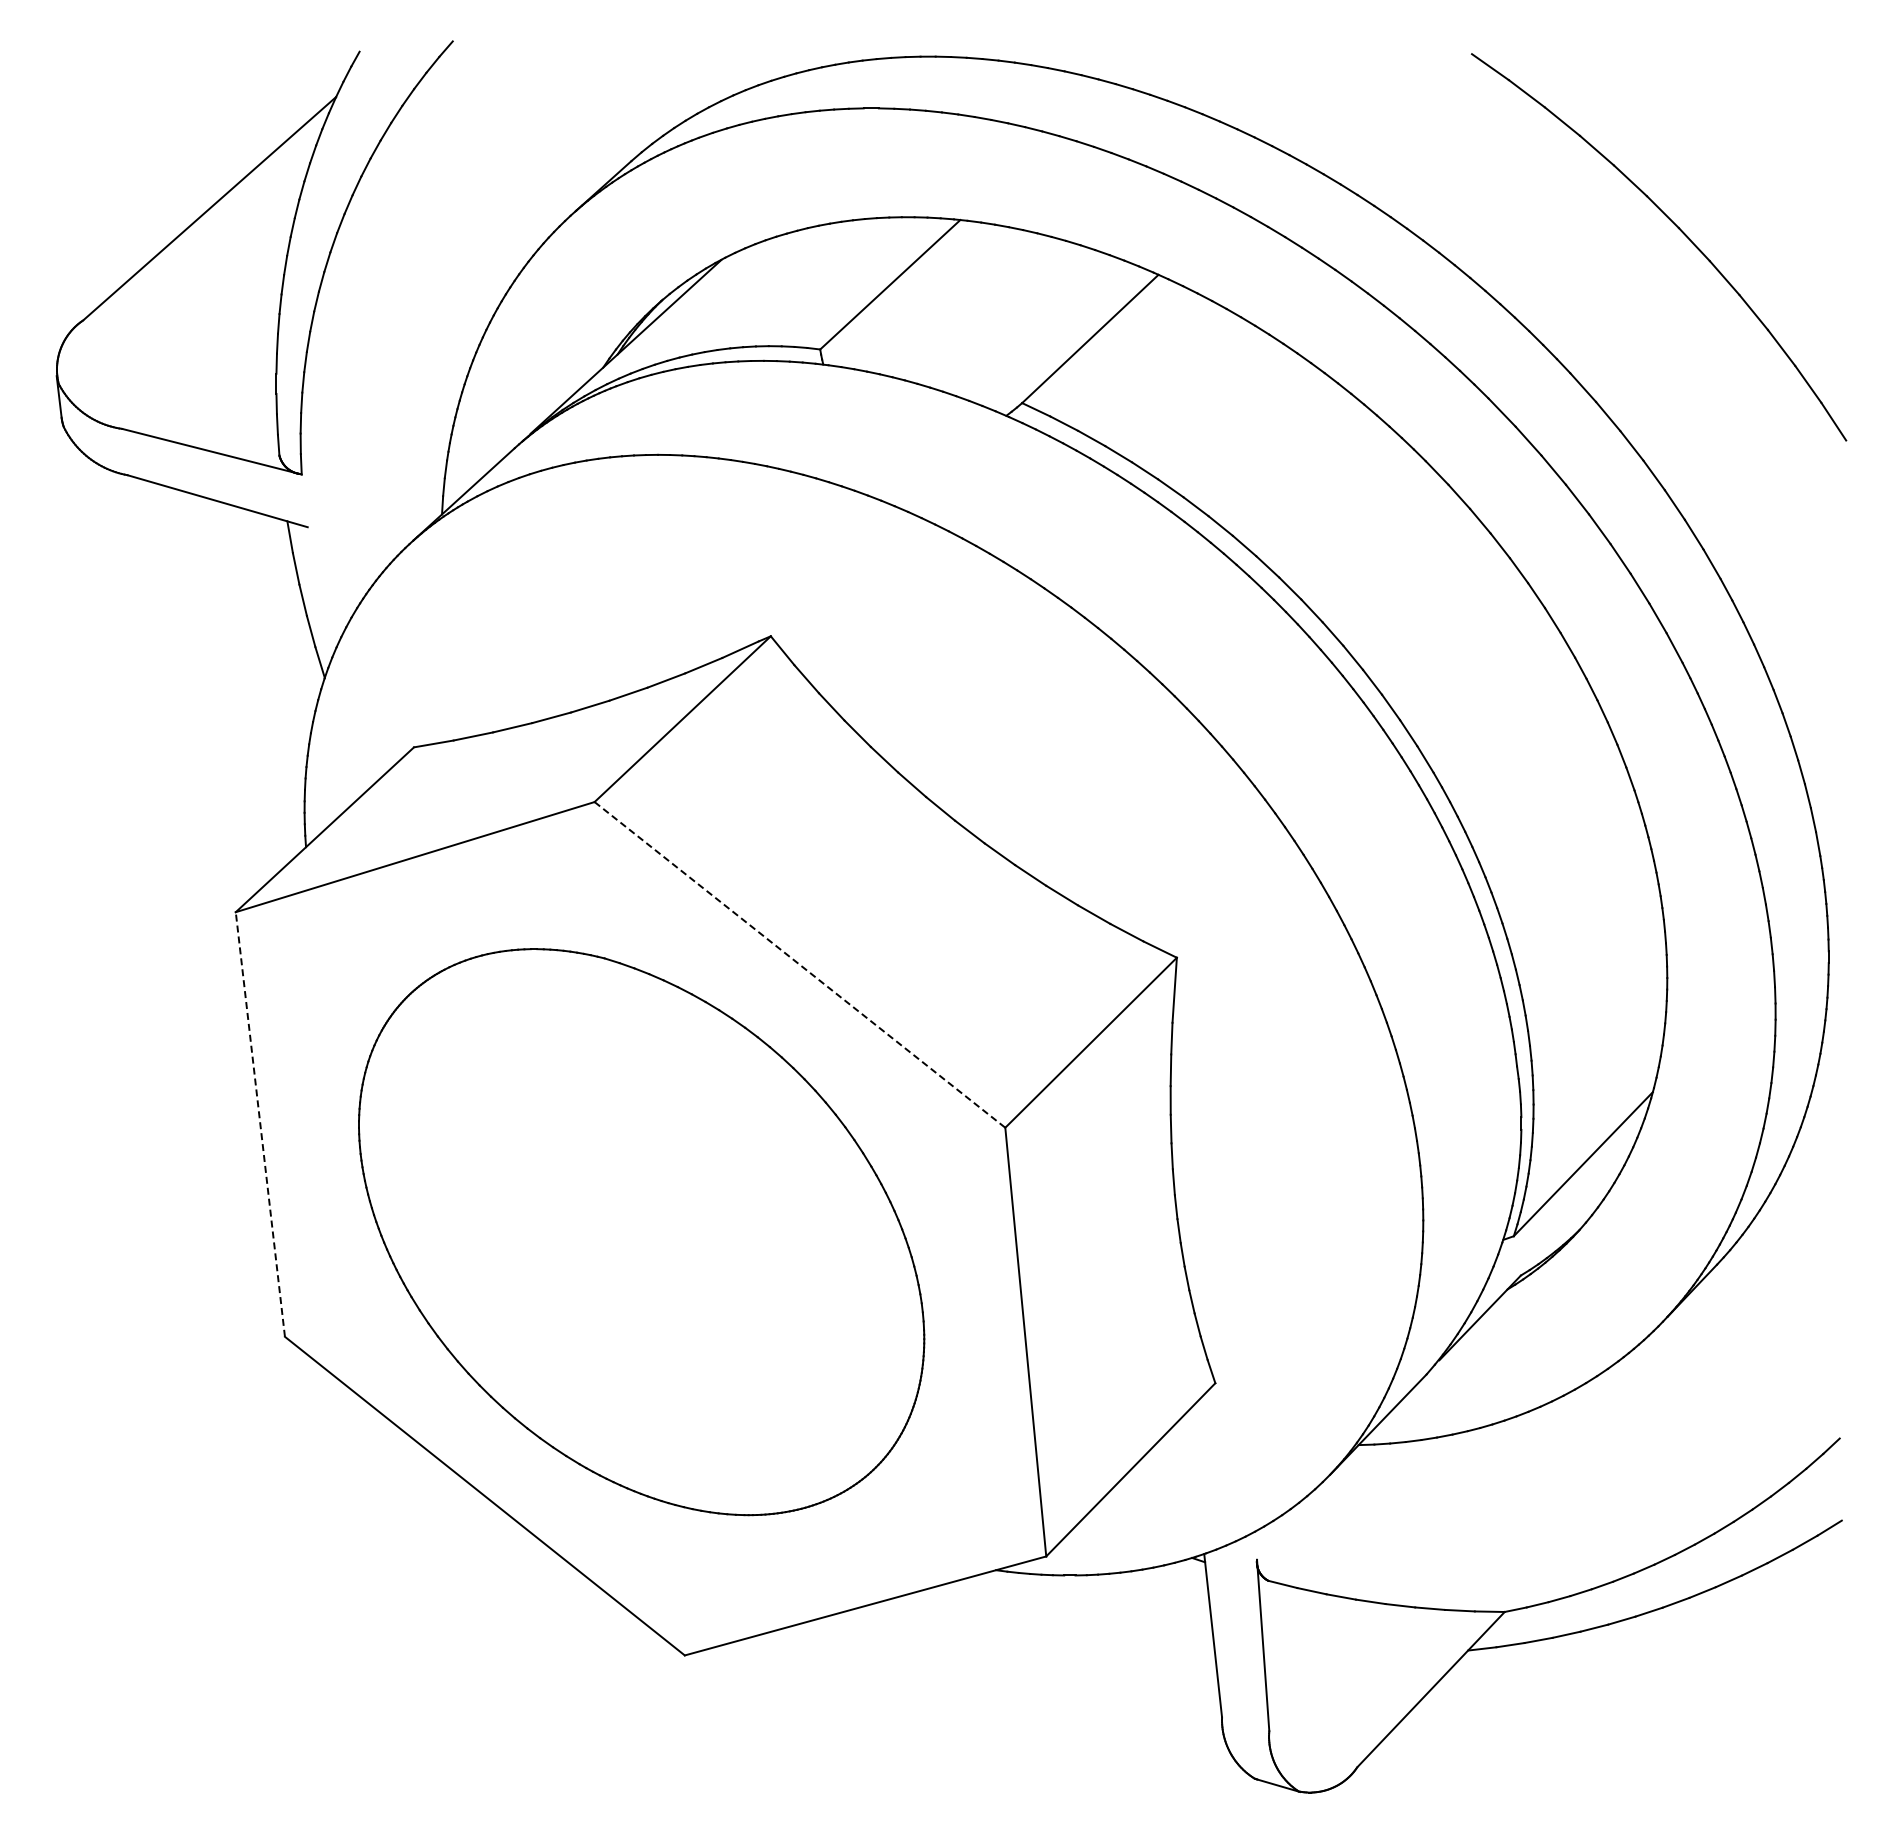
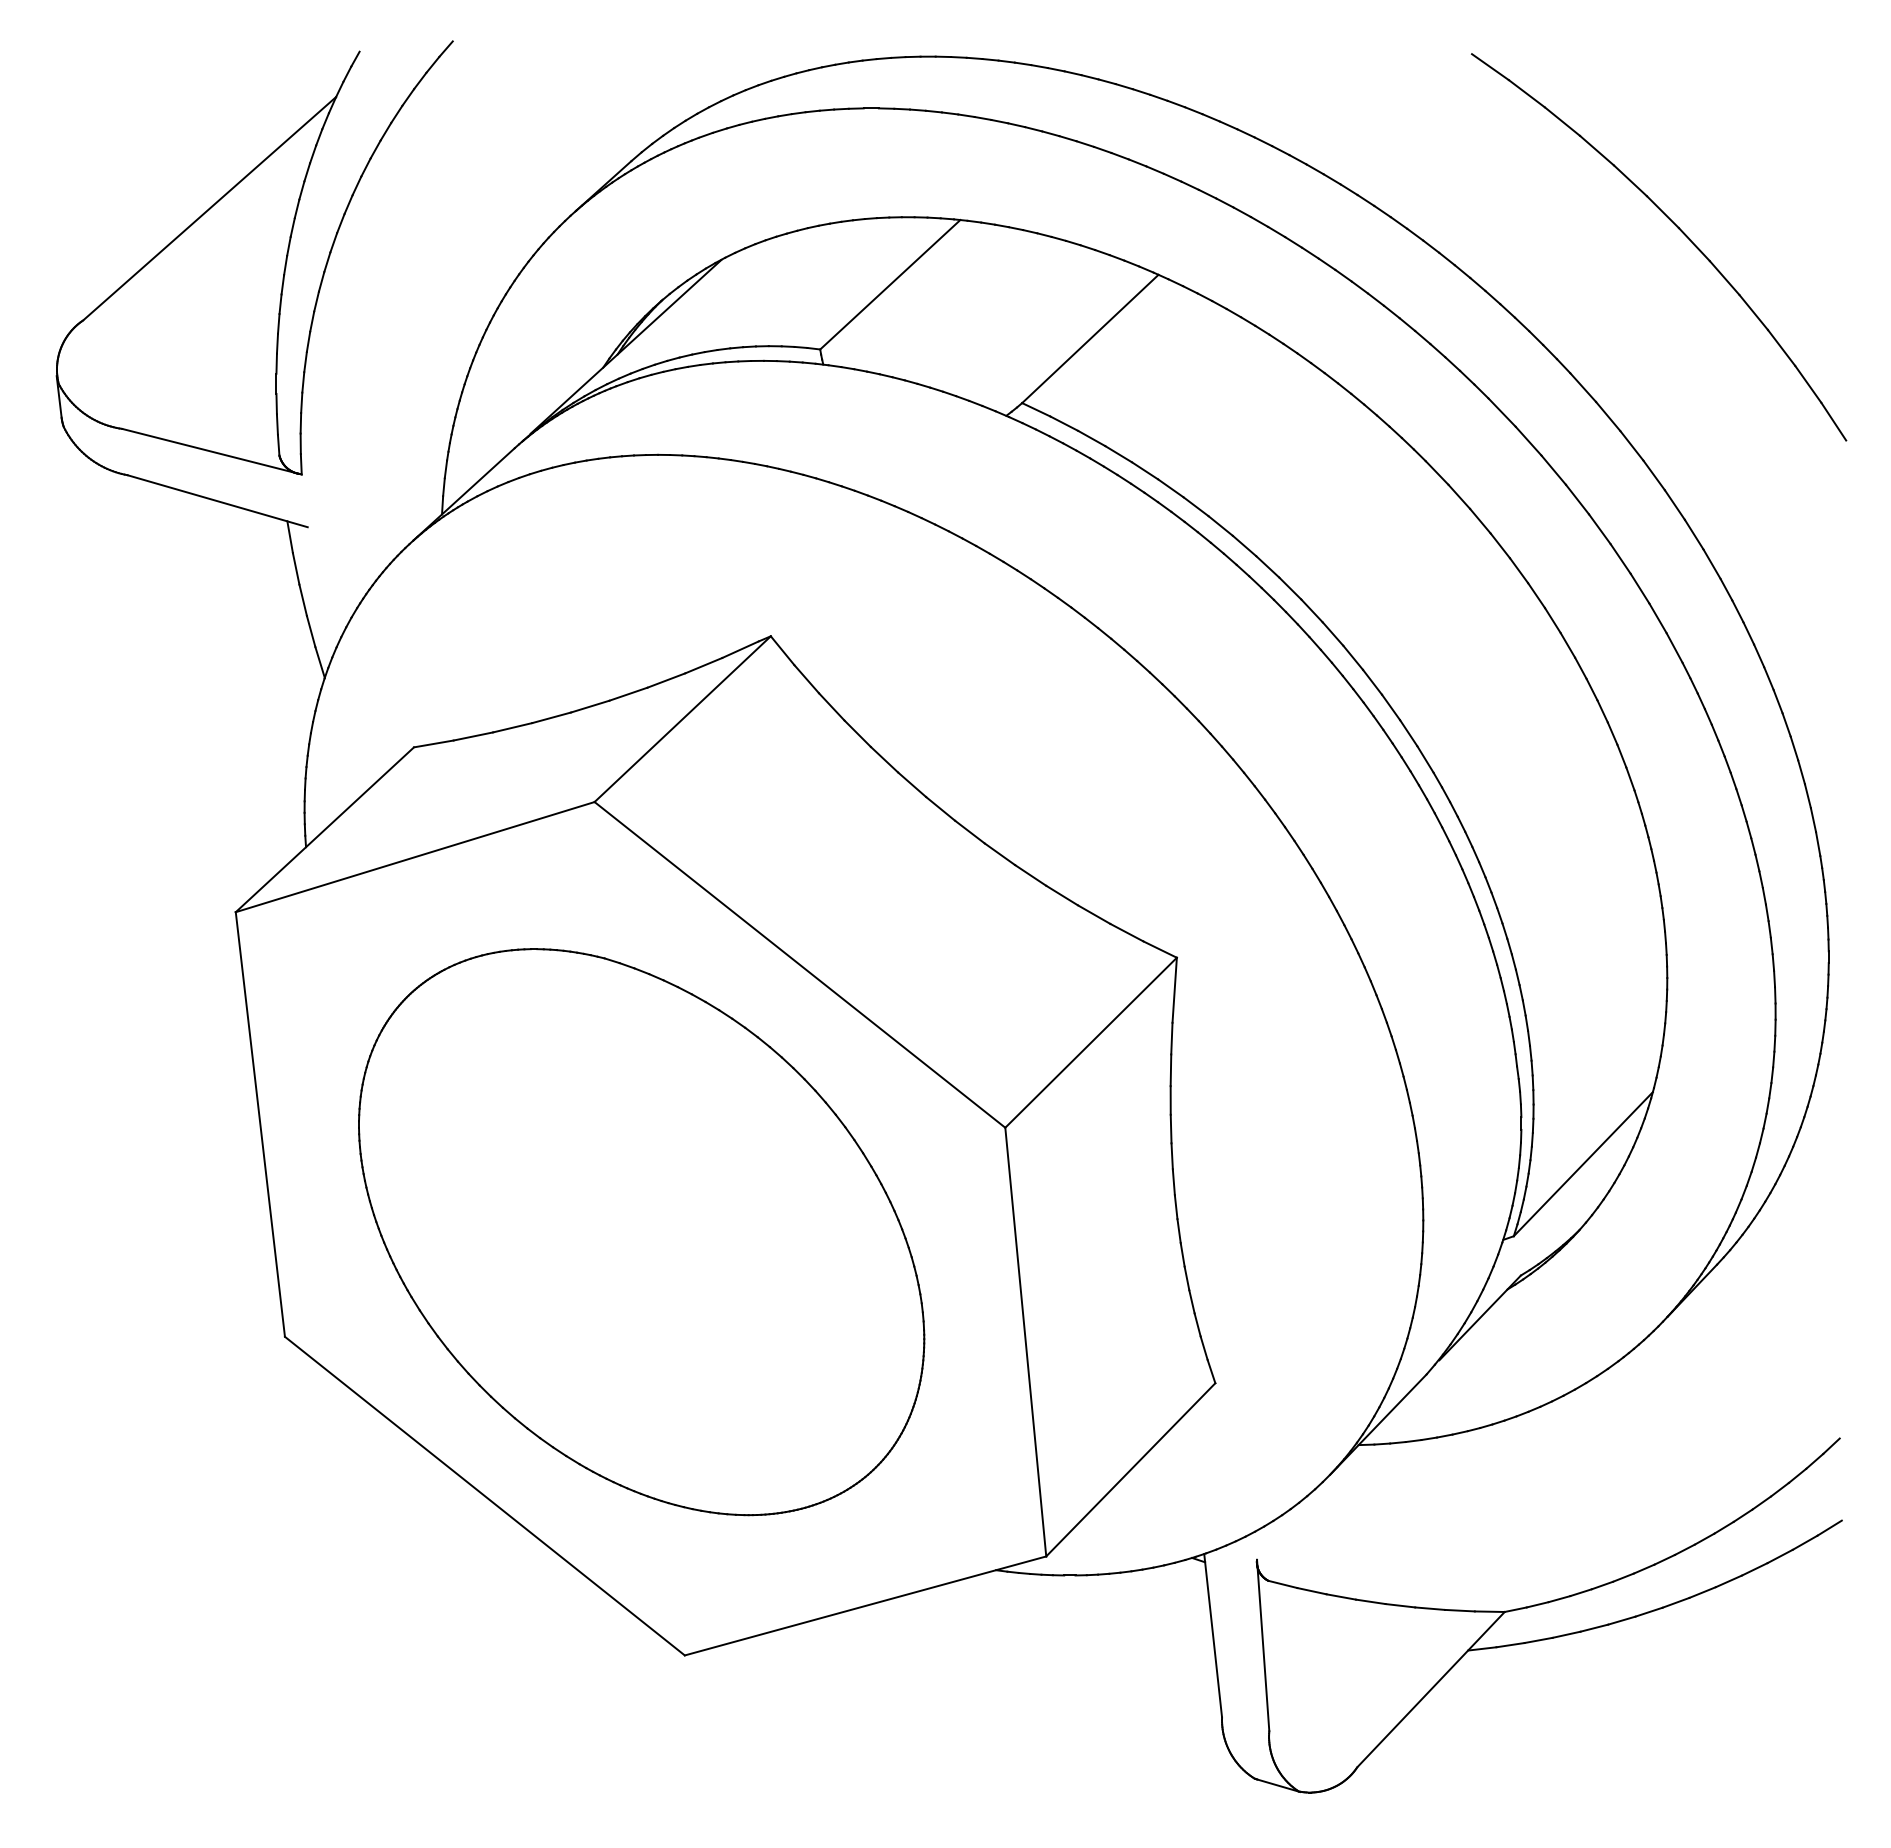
line: dashed -> solid (800, 965)
line: dashed -> solid (260, 1124)
